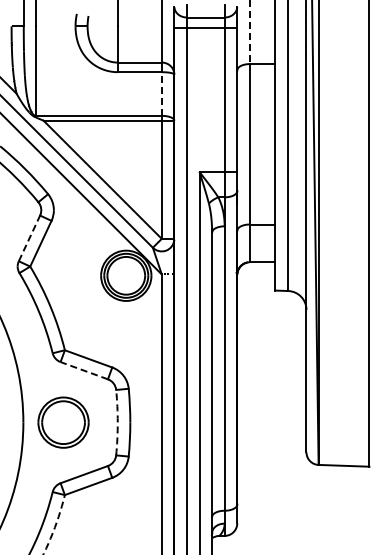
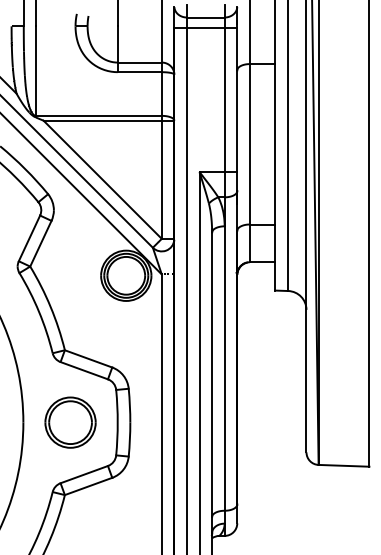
line: dashed -> solid (249, 32)
line: dashed -> solid (161, 94)
line: dashed -> solid (29, 237)
line: dashed -> solid (83, 370)
part position: (63, 422) -> (70, 422) (70, 422)
arc: dashed -> solid (117, 422)
arc: dashed -> solid (55, 525)
